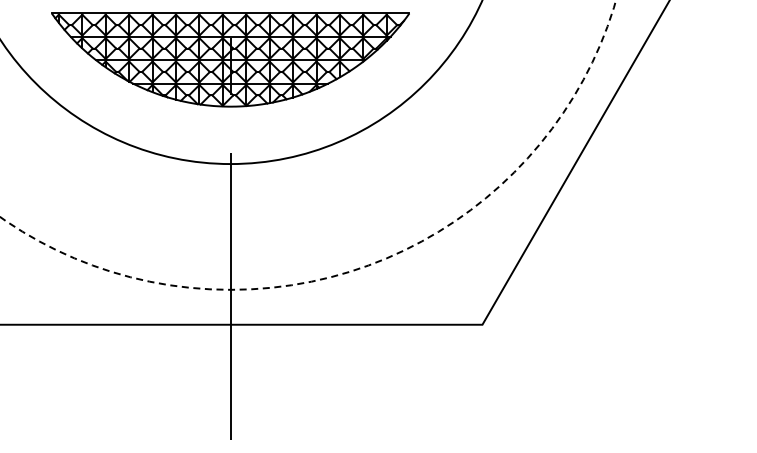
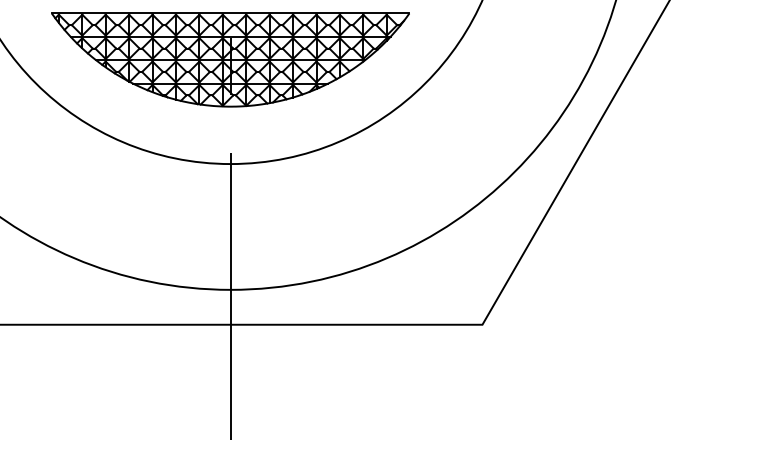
circle: dashed -> solid (308, 144)
